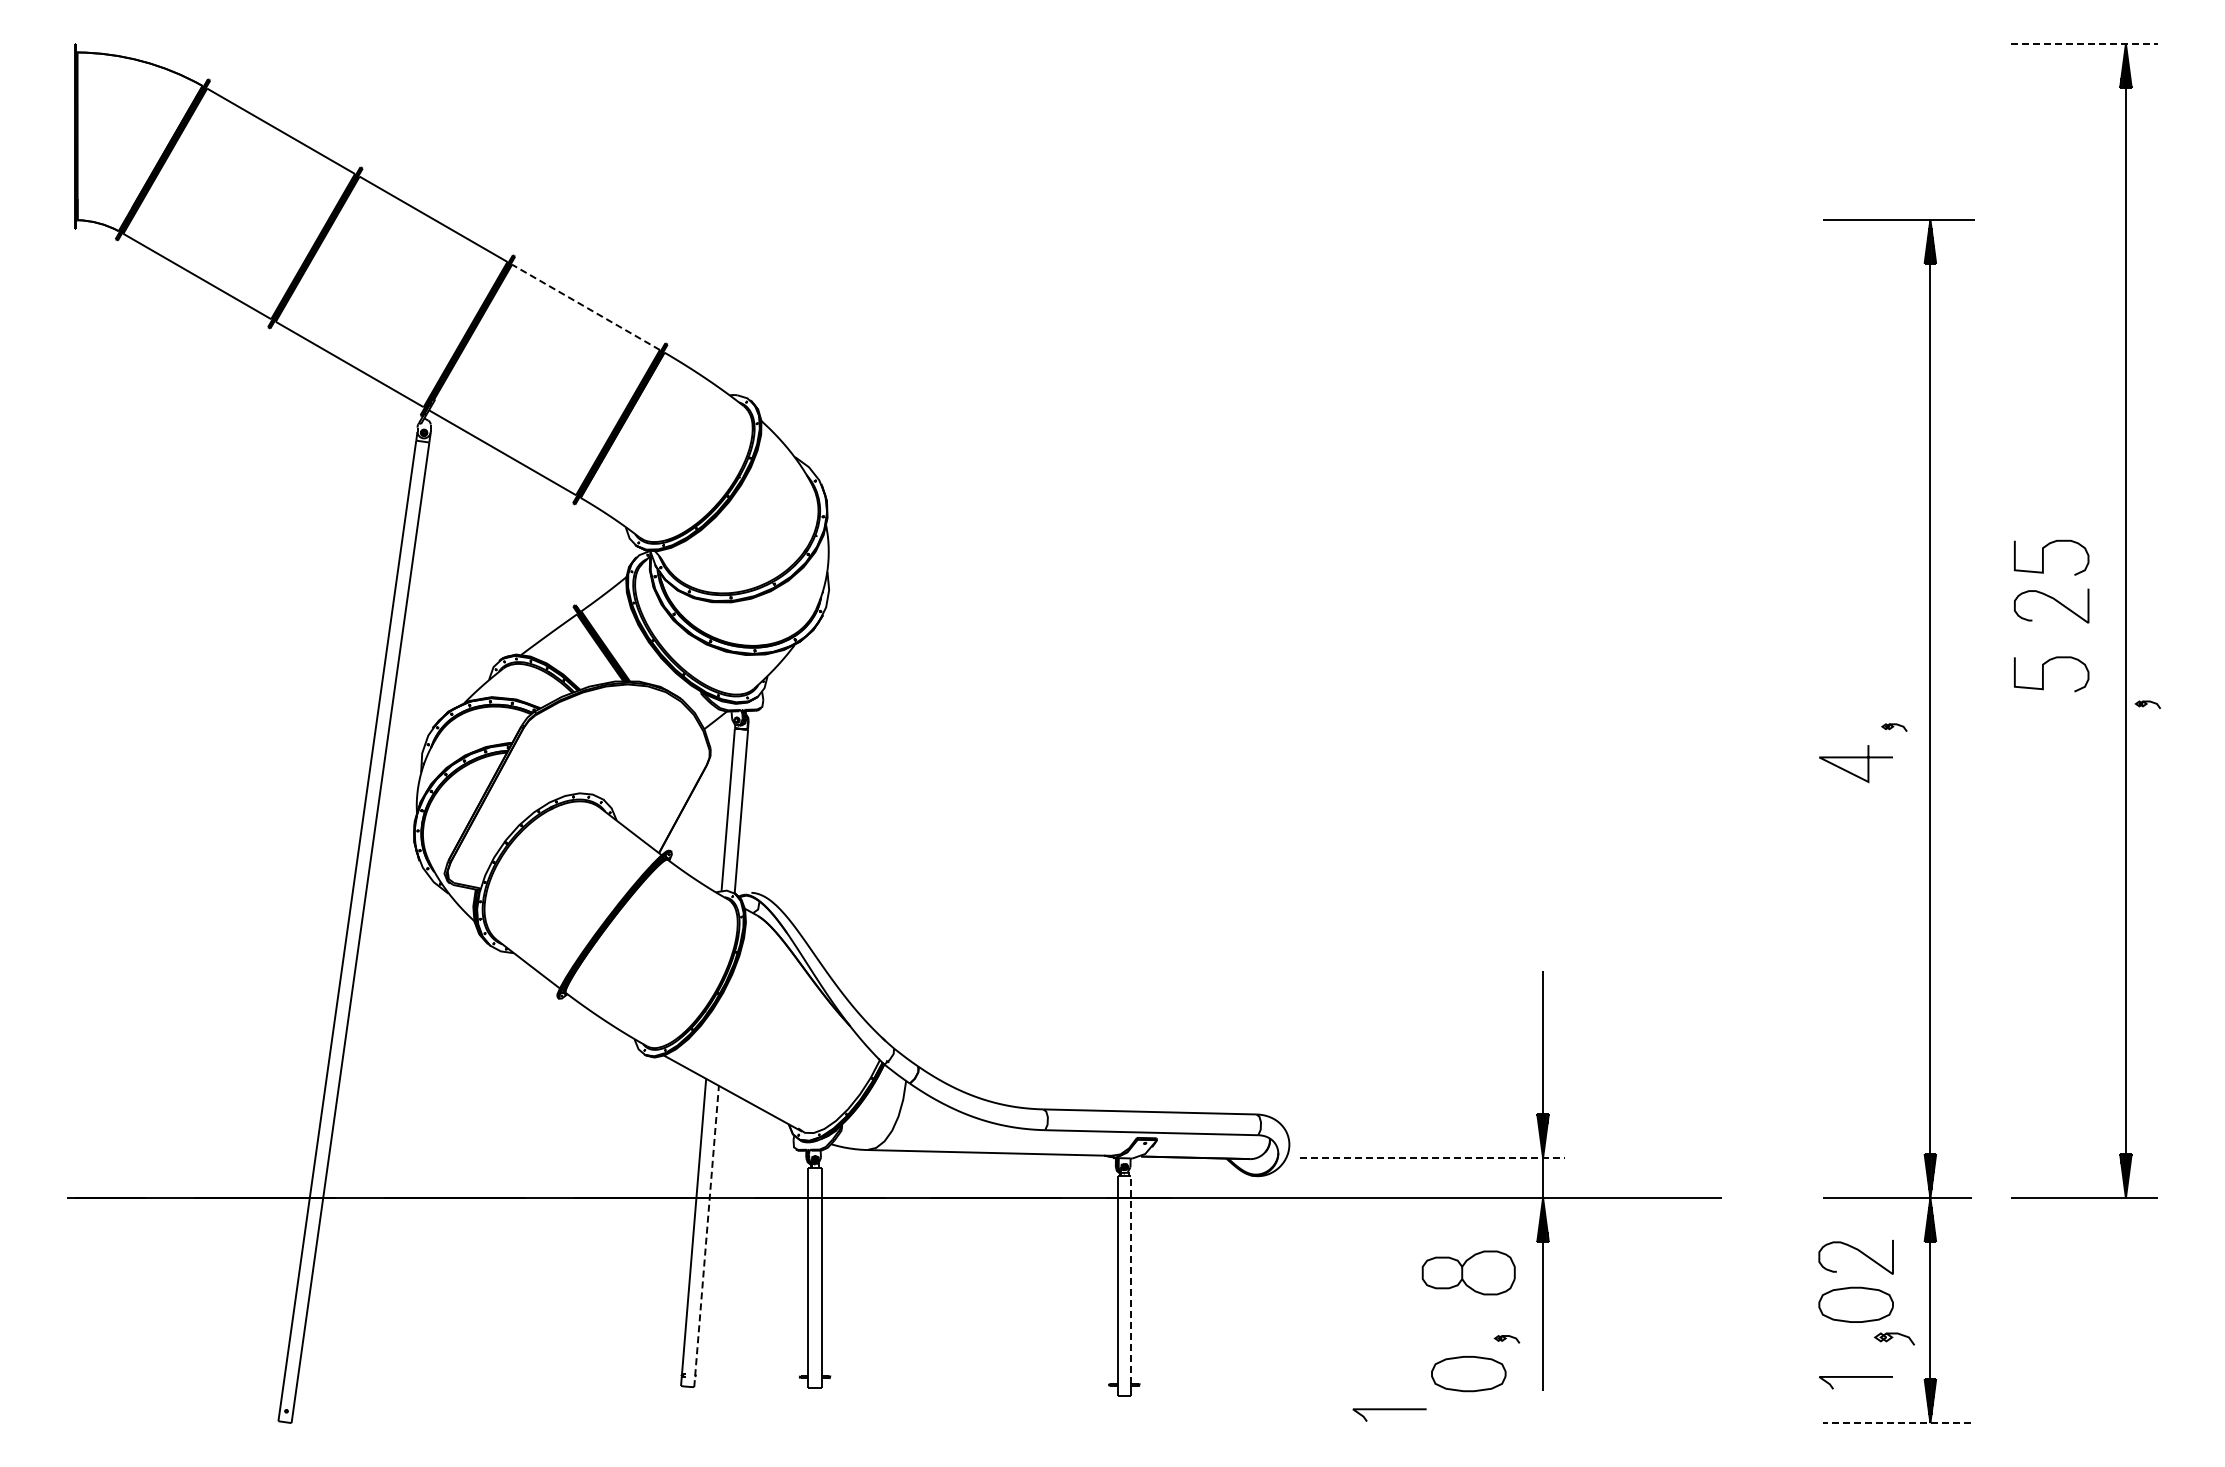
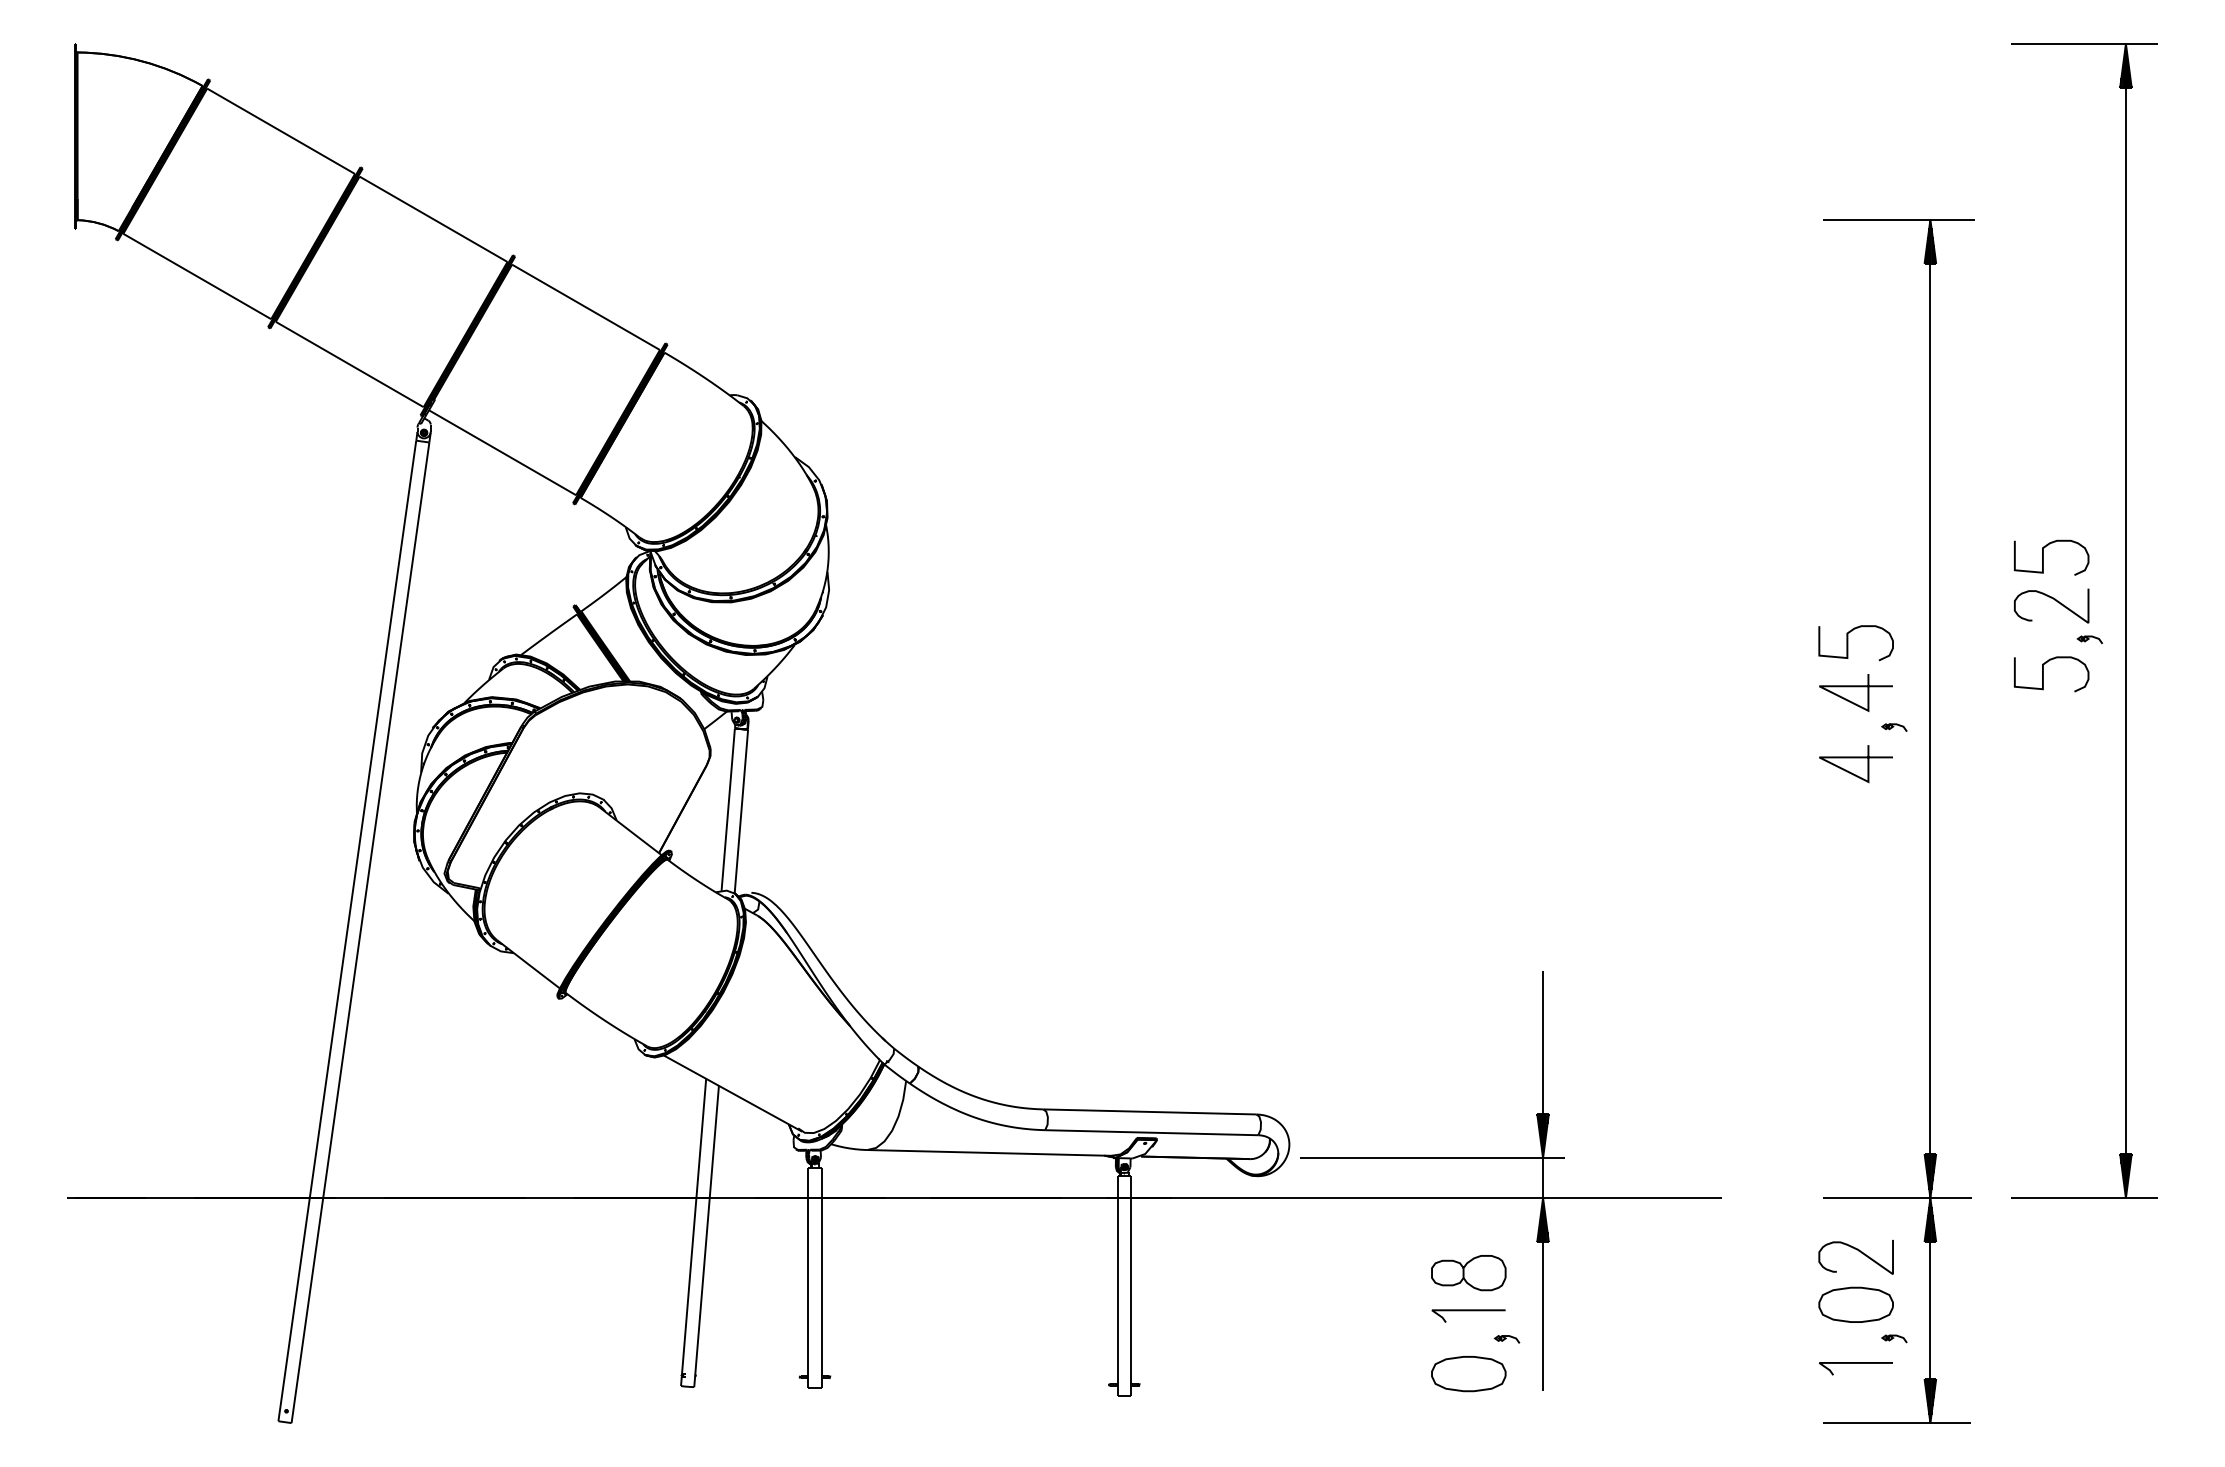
line: dashed -> solid (2084, 43)
line: dashed -> solid (585, 307)
curve: none -> present (1848, 643)
line: none -> present (1855, 687)
part position: (2147, 704) -> (2089, 639) (2089, 639)
line: dashed -> solid (1432, 1158)
line: dashed -> solid (706, 1235)
part size: 95x46 px -> 76x37 px (1468, 1273)
line: dashed -> solid (1130, 1279)
part size: 42x14 px -> 27x10 px (1894, 1338)
line position: (1855, 1377) -> (1855, 1363) (1855, 1363)
line position: (1389, 1410) -> (1468, 1311) (1468, 1311)
line: dashed -> solid (1896, 1423)
